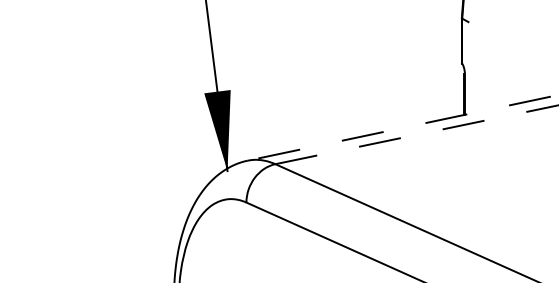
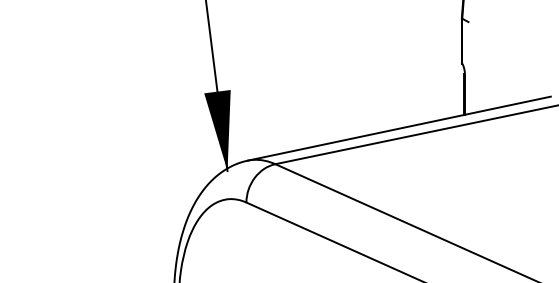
line: dashed -> solid (399, 128)
line: dashed -> solid (417, 134)
